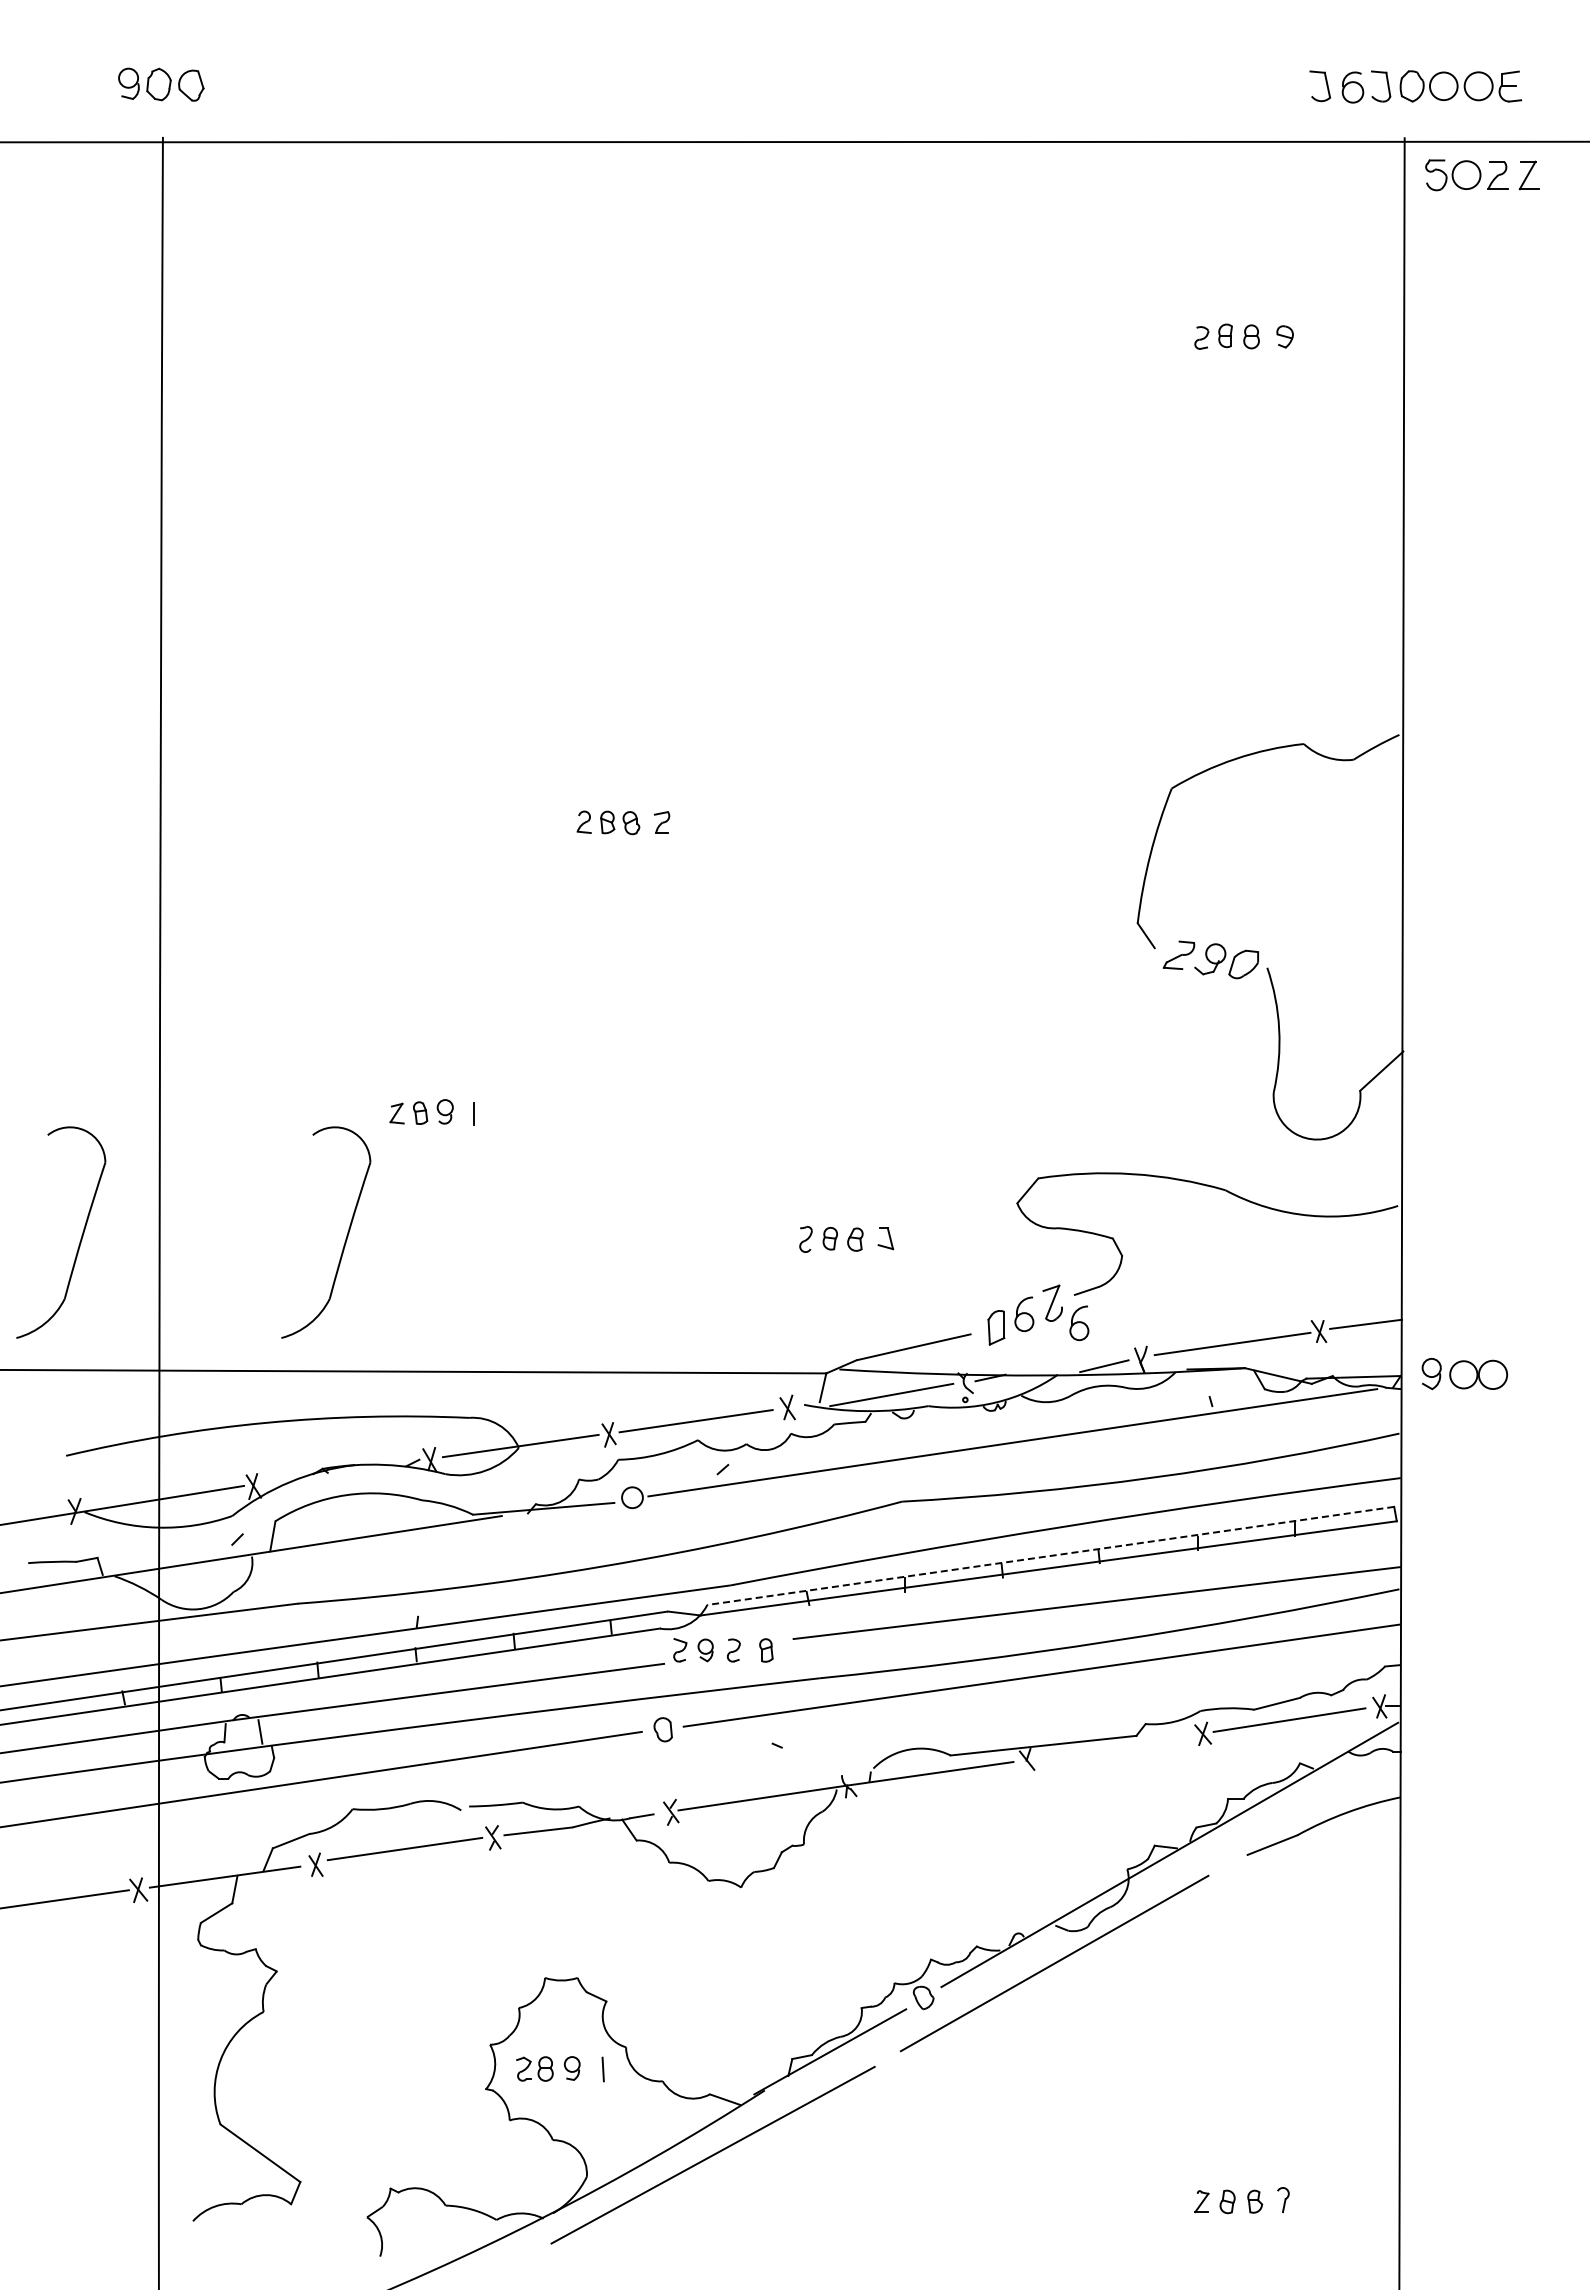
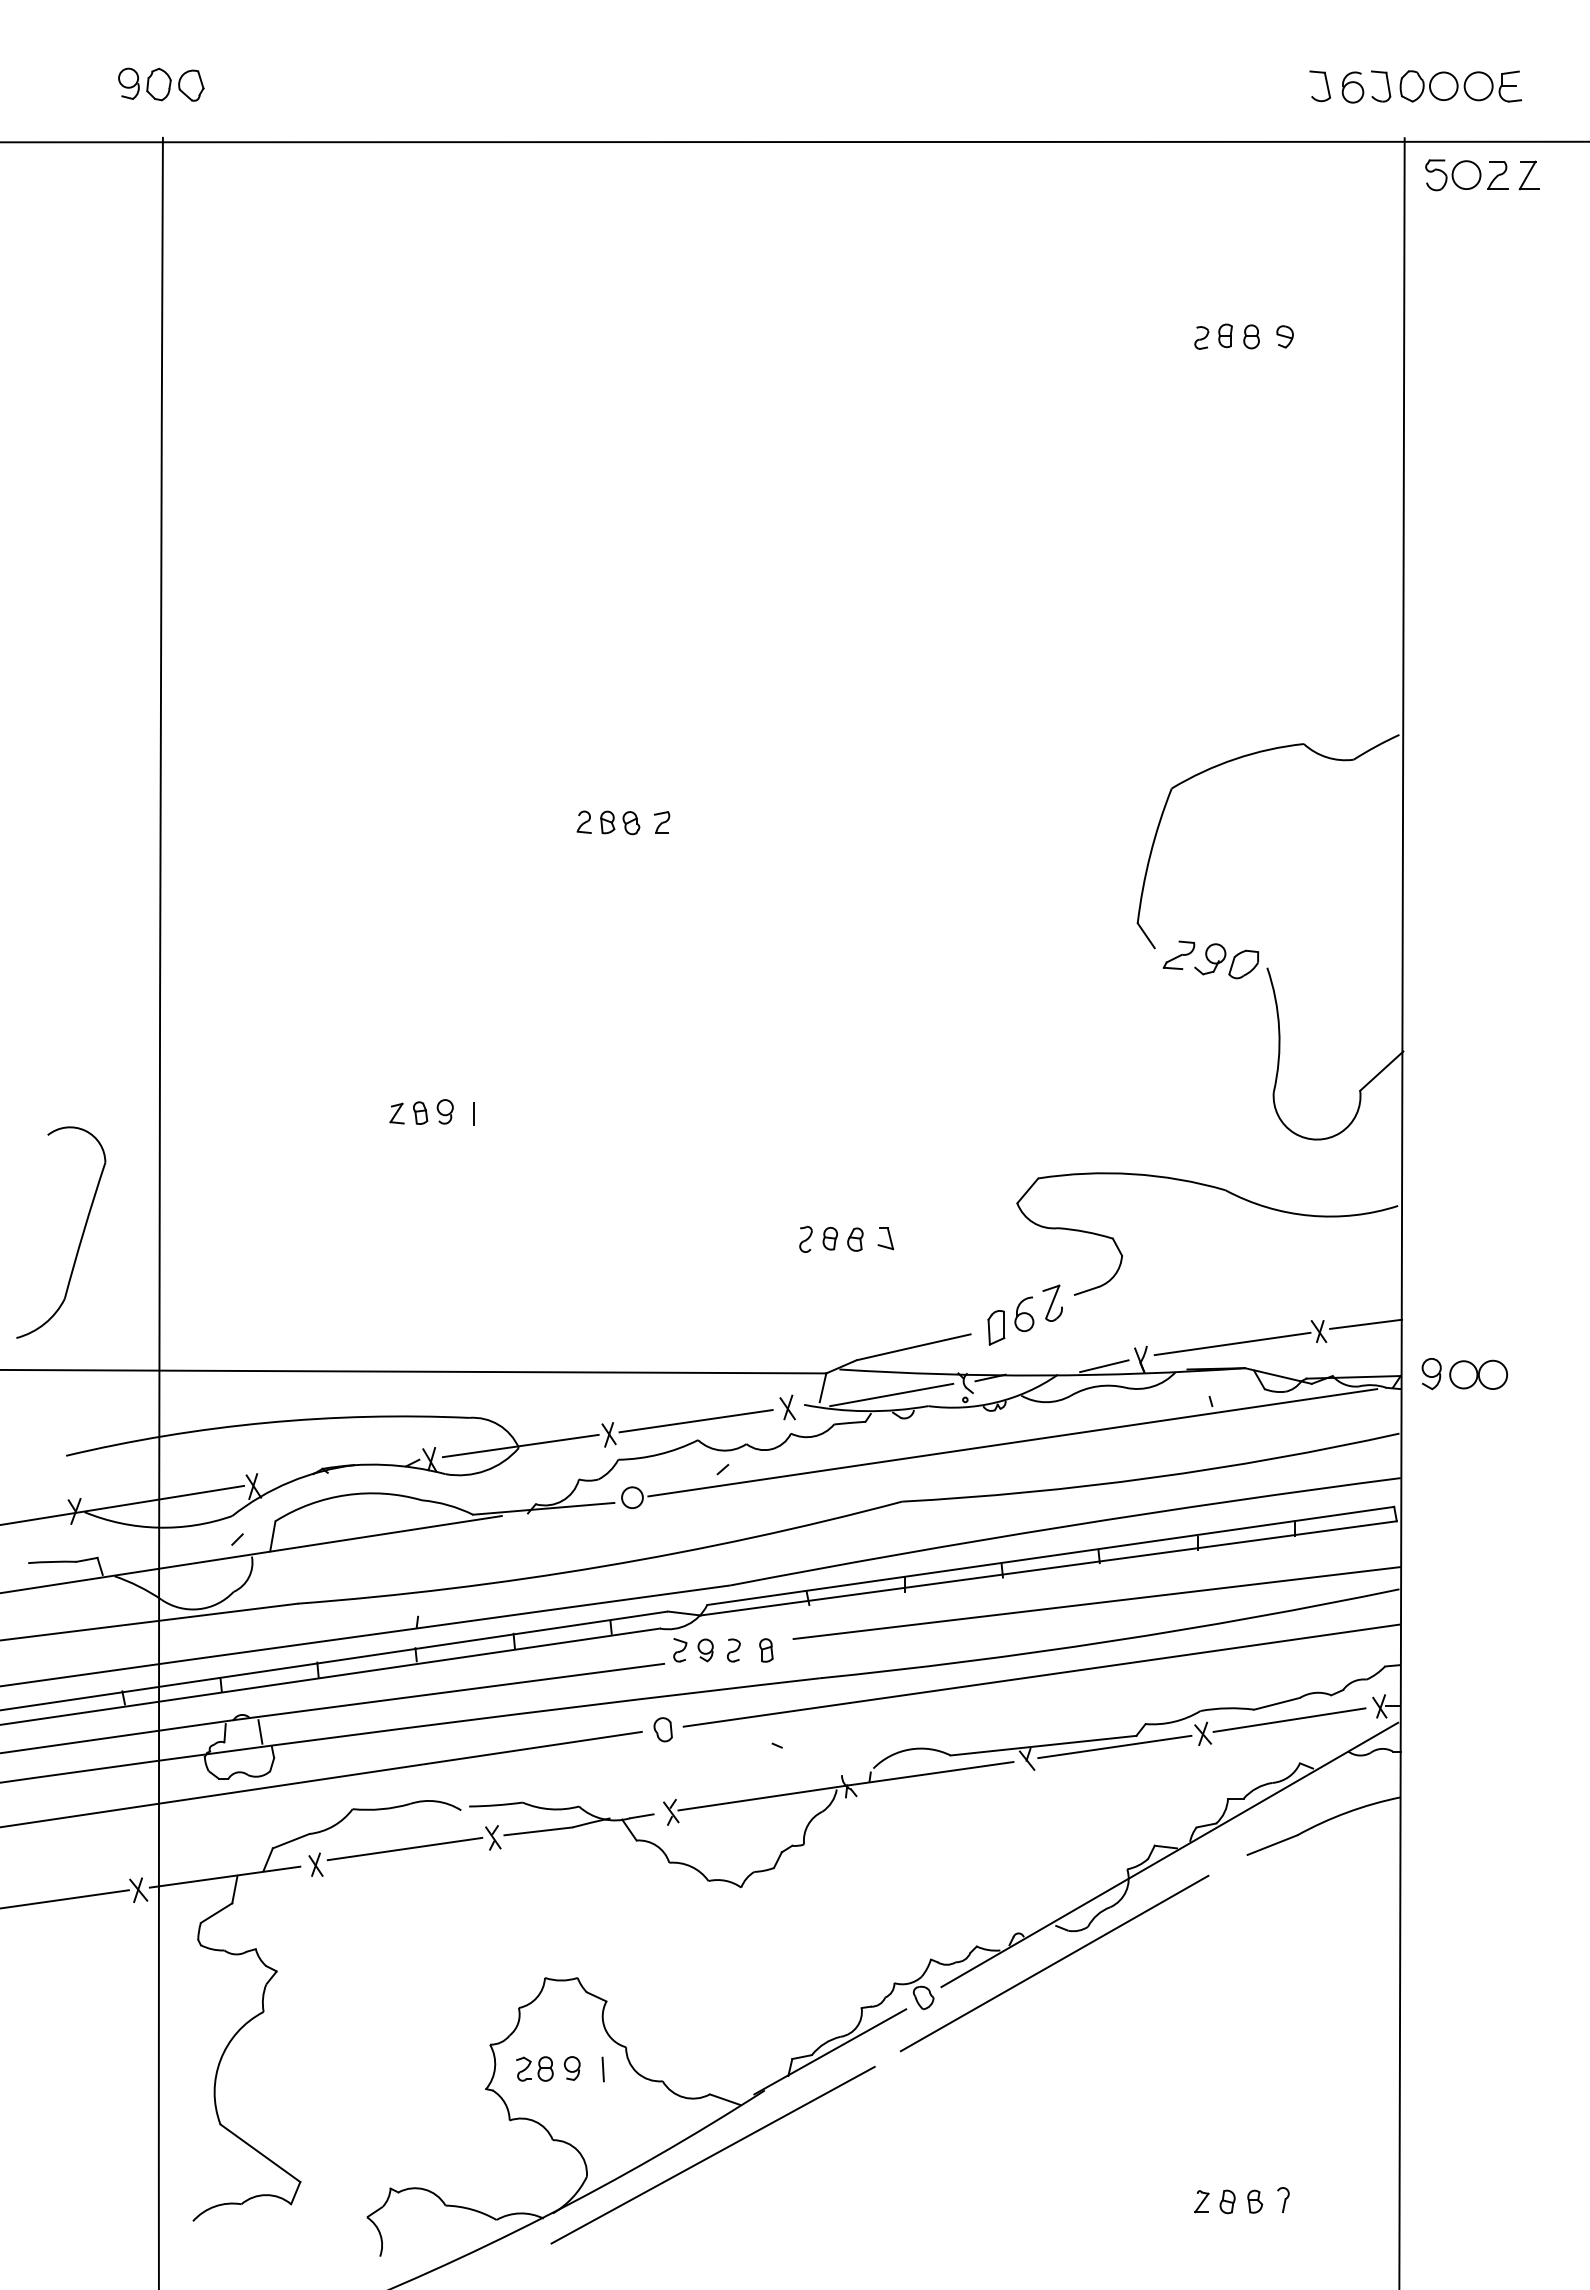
part: present -> none (345, 1238)
part: present -> none (1079, 1323)
line: dashed -> solid (1050, 1555)
line: none -> present (1114, 1746)
